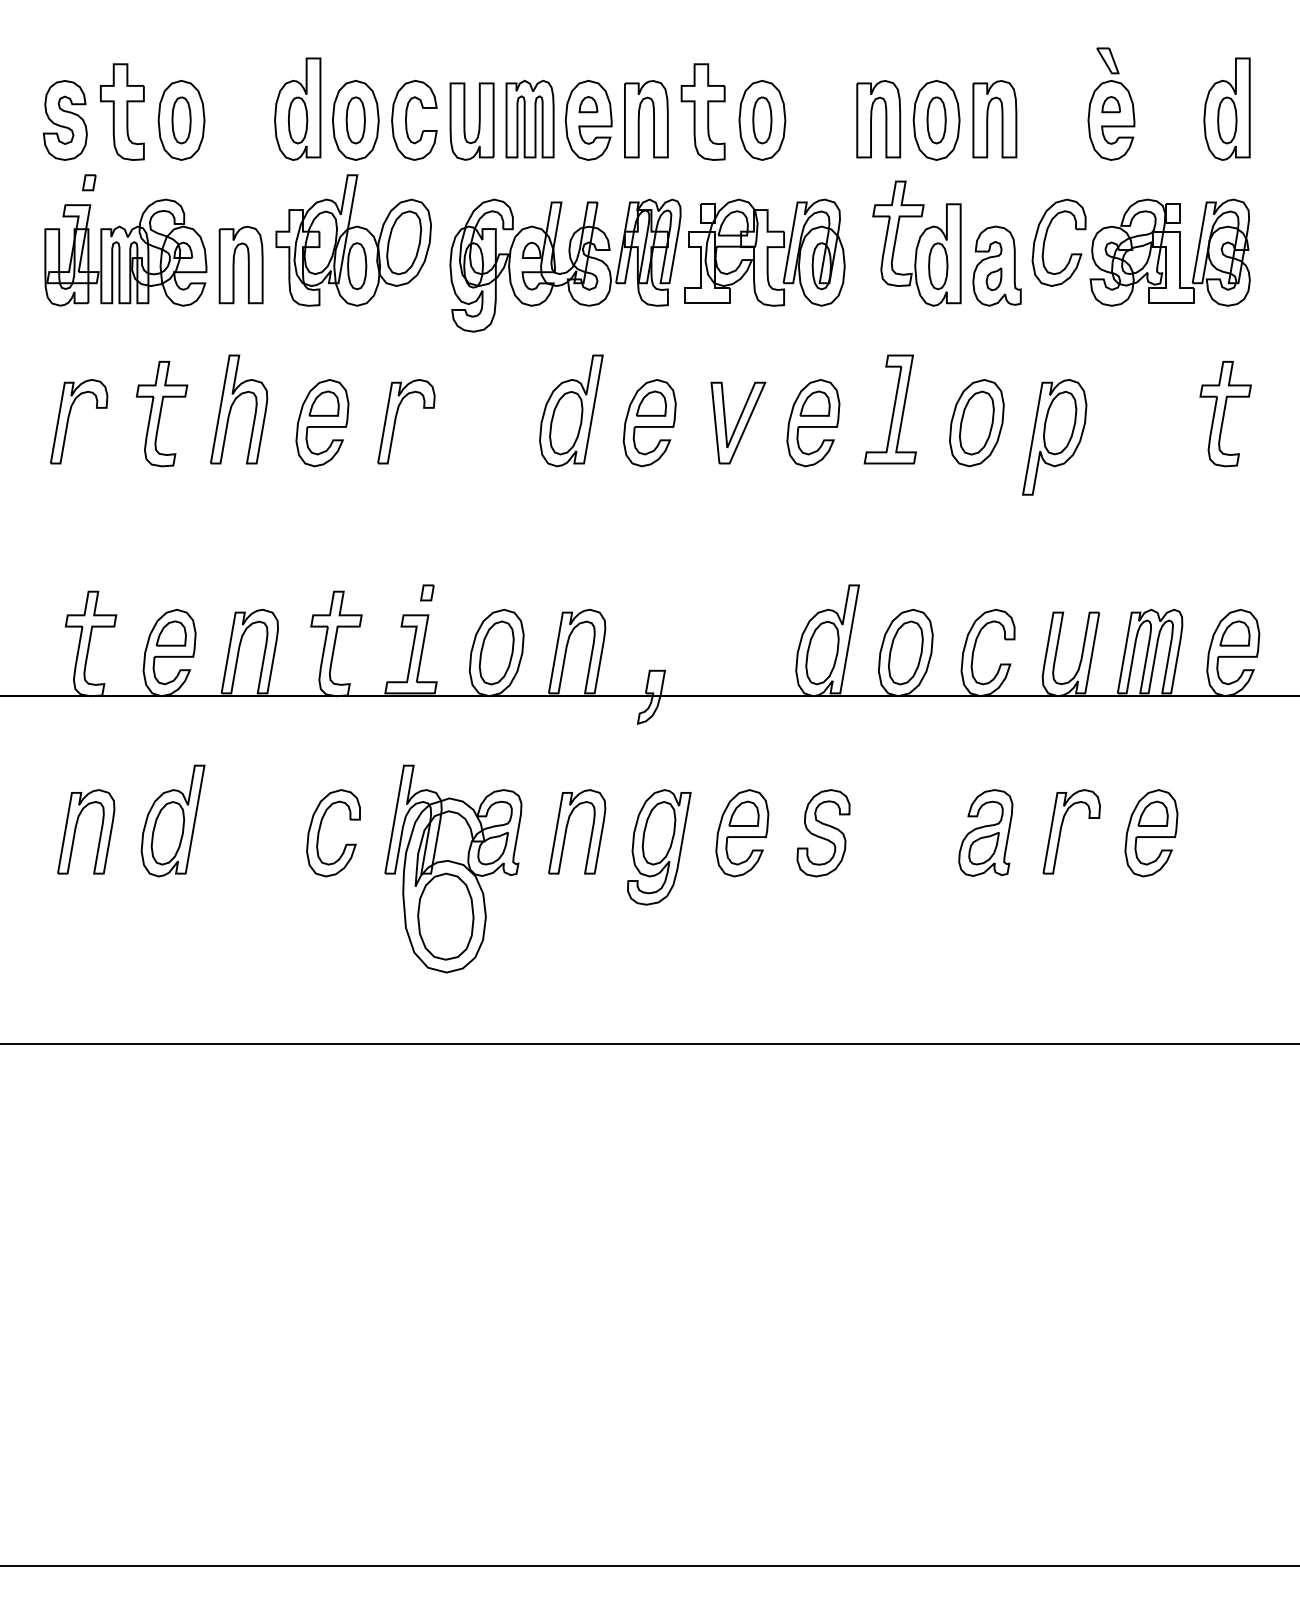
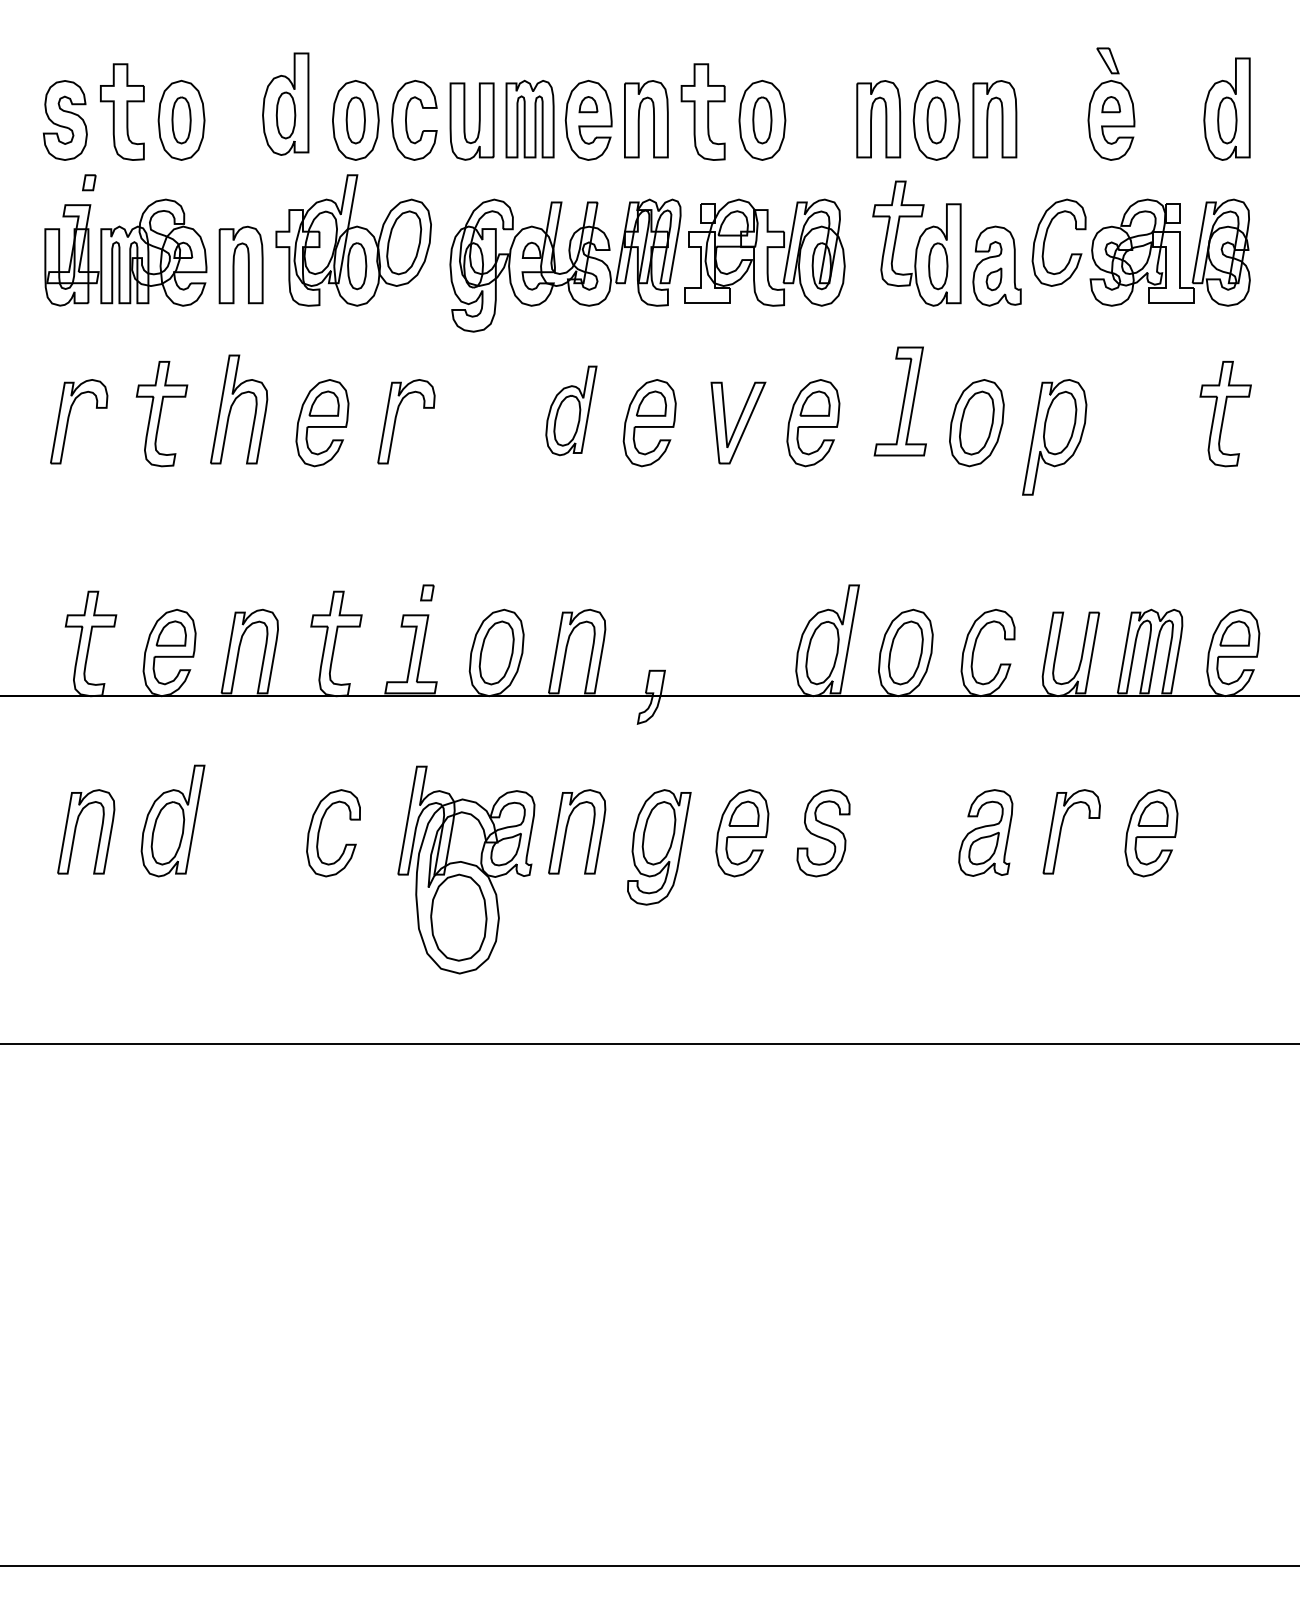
part position: (297, 108) -> (285, 103) (285, 103)
part position: (889, 409) -> (899, 401) (899, 401)
part size: 65x114 px -> 53x92 px (571, 410)
part position: (453, 868) -> (466, 869) (466, 869)
